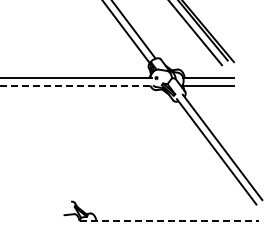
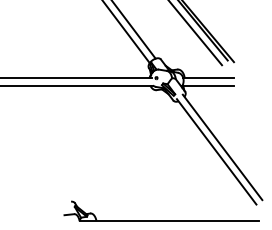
line: dashed -> solid (77, 85)
line: dashed -> solid (169, 220)
